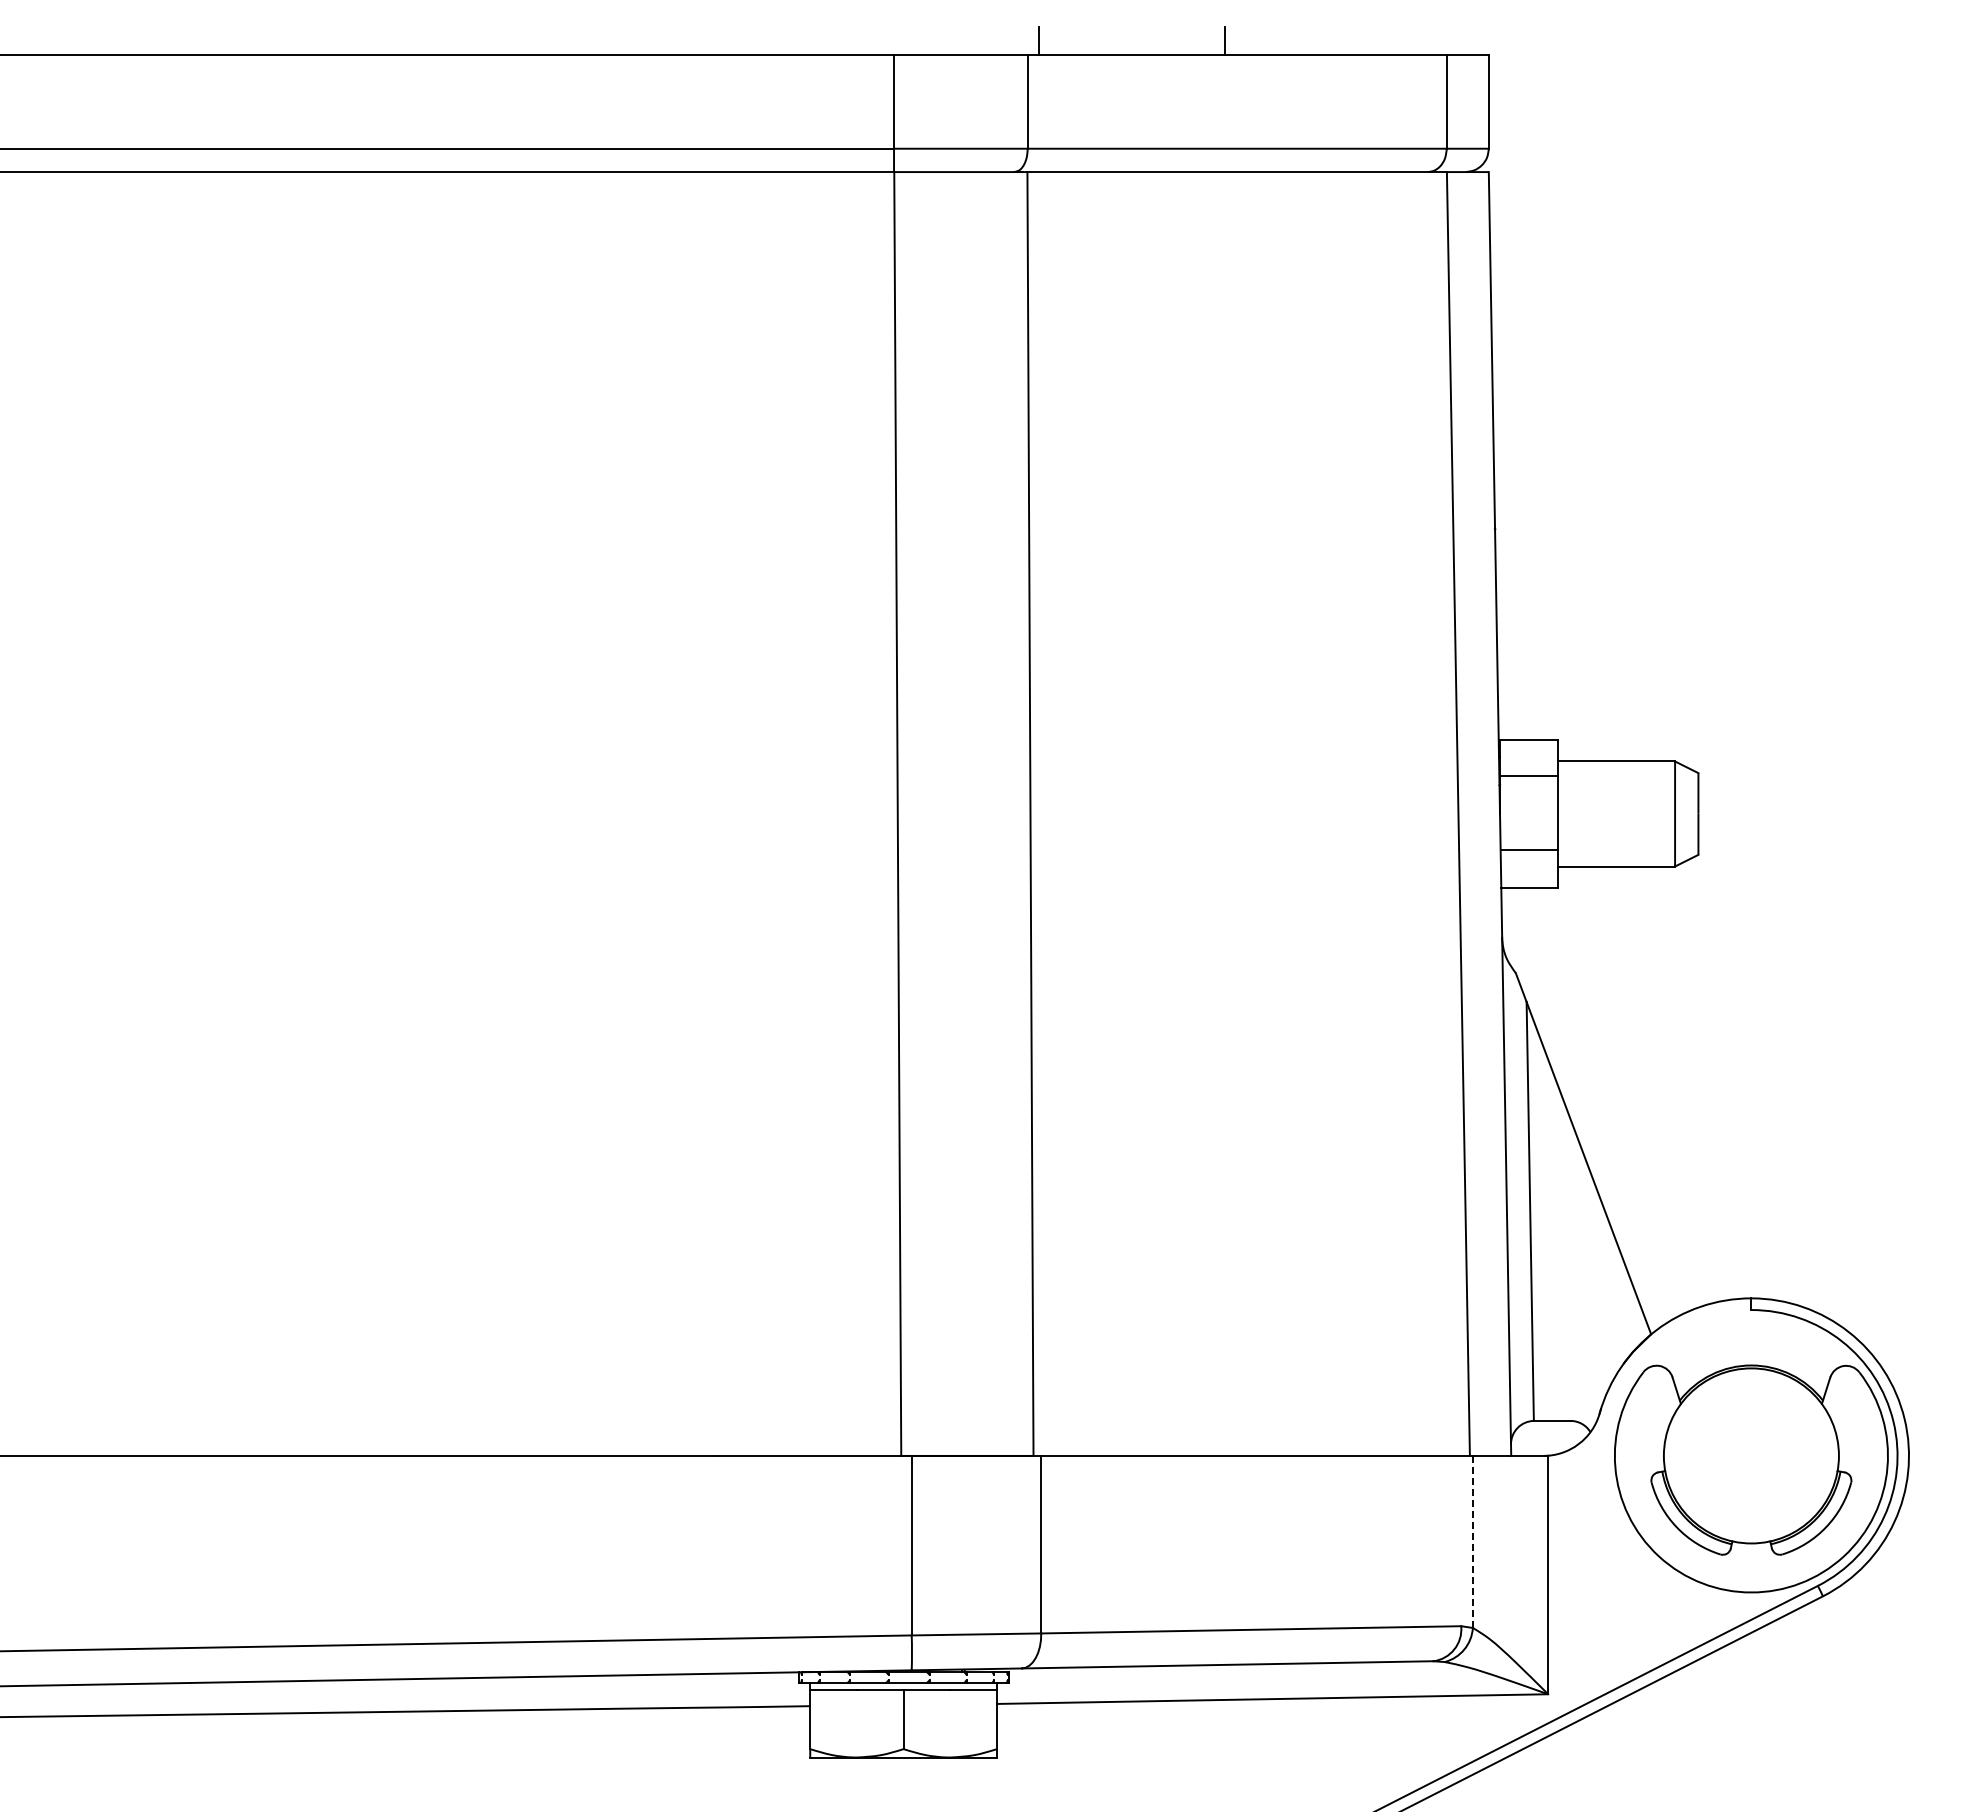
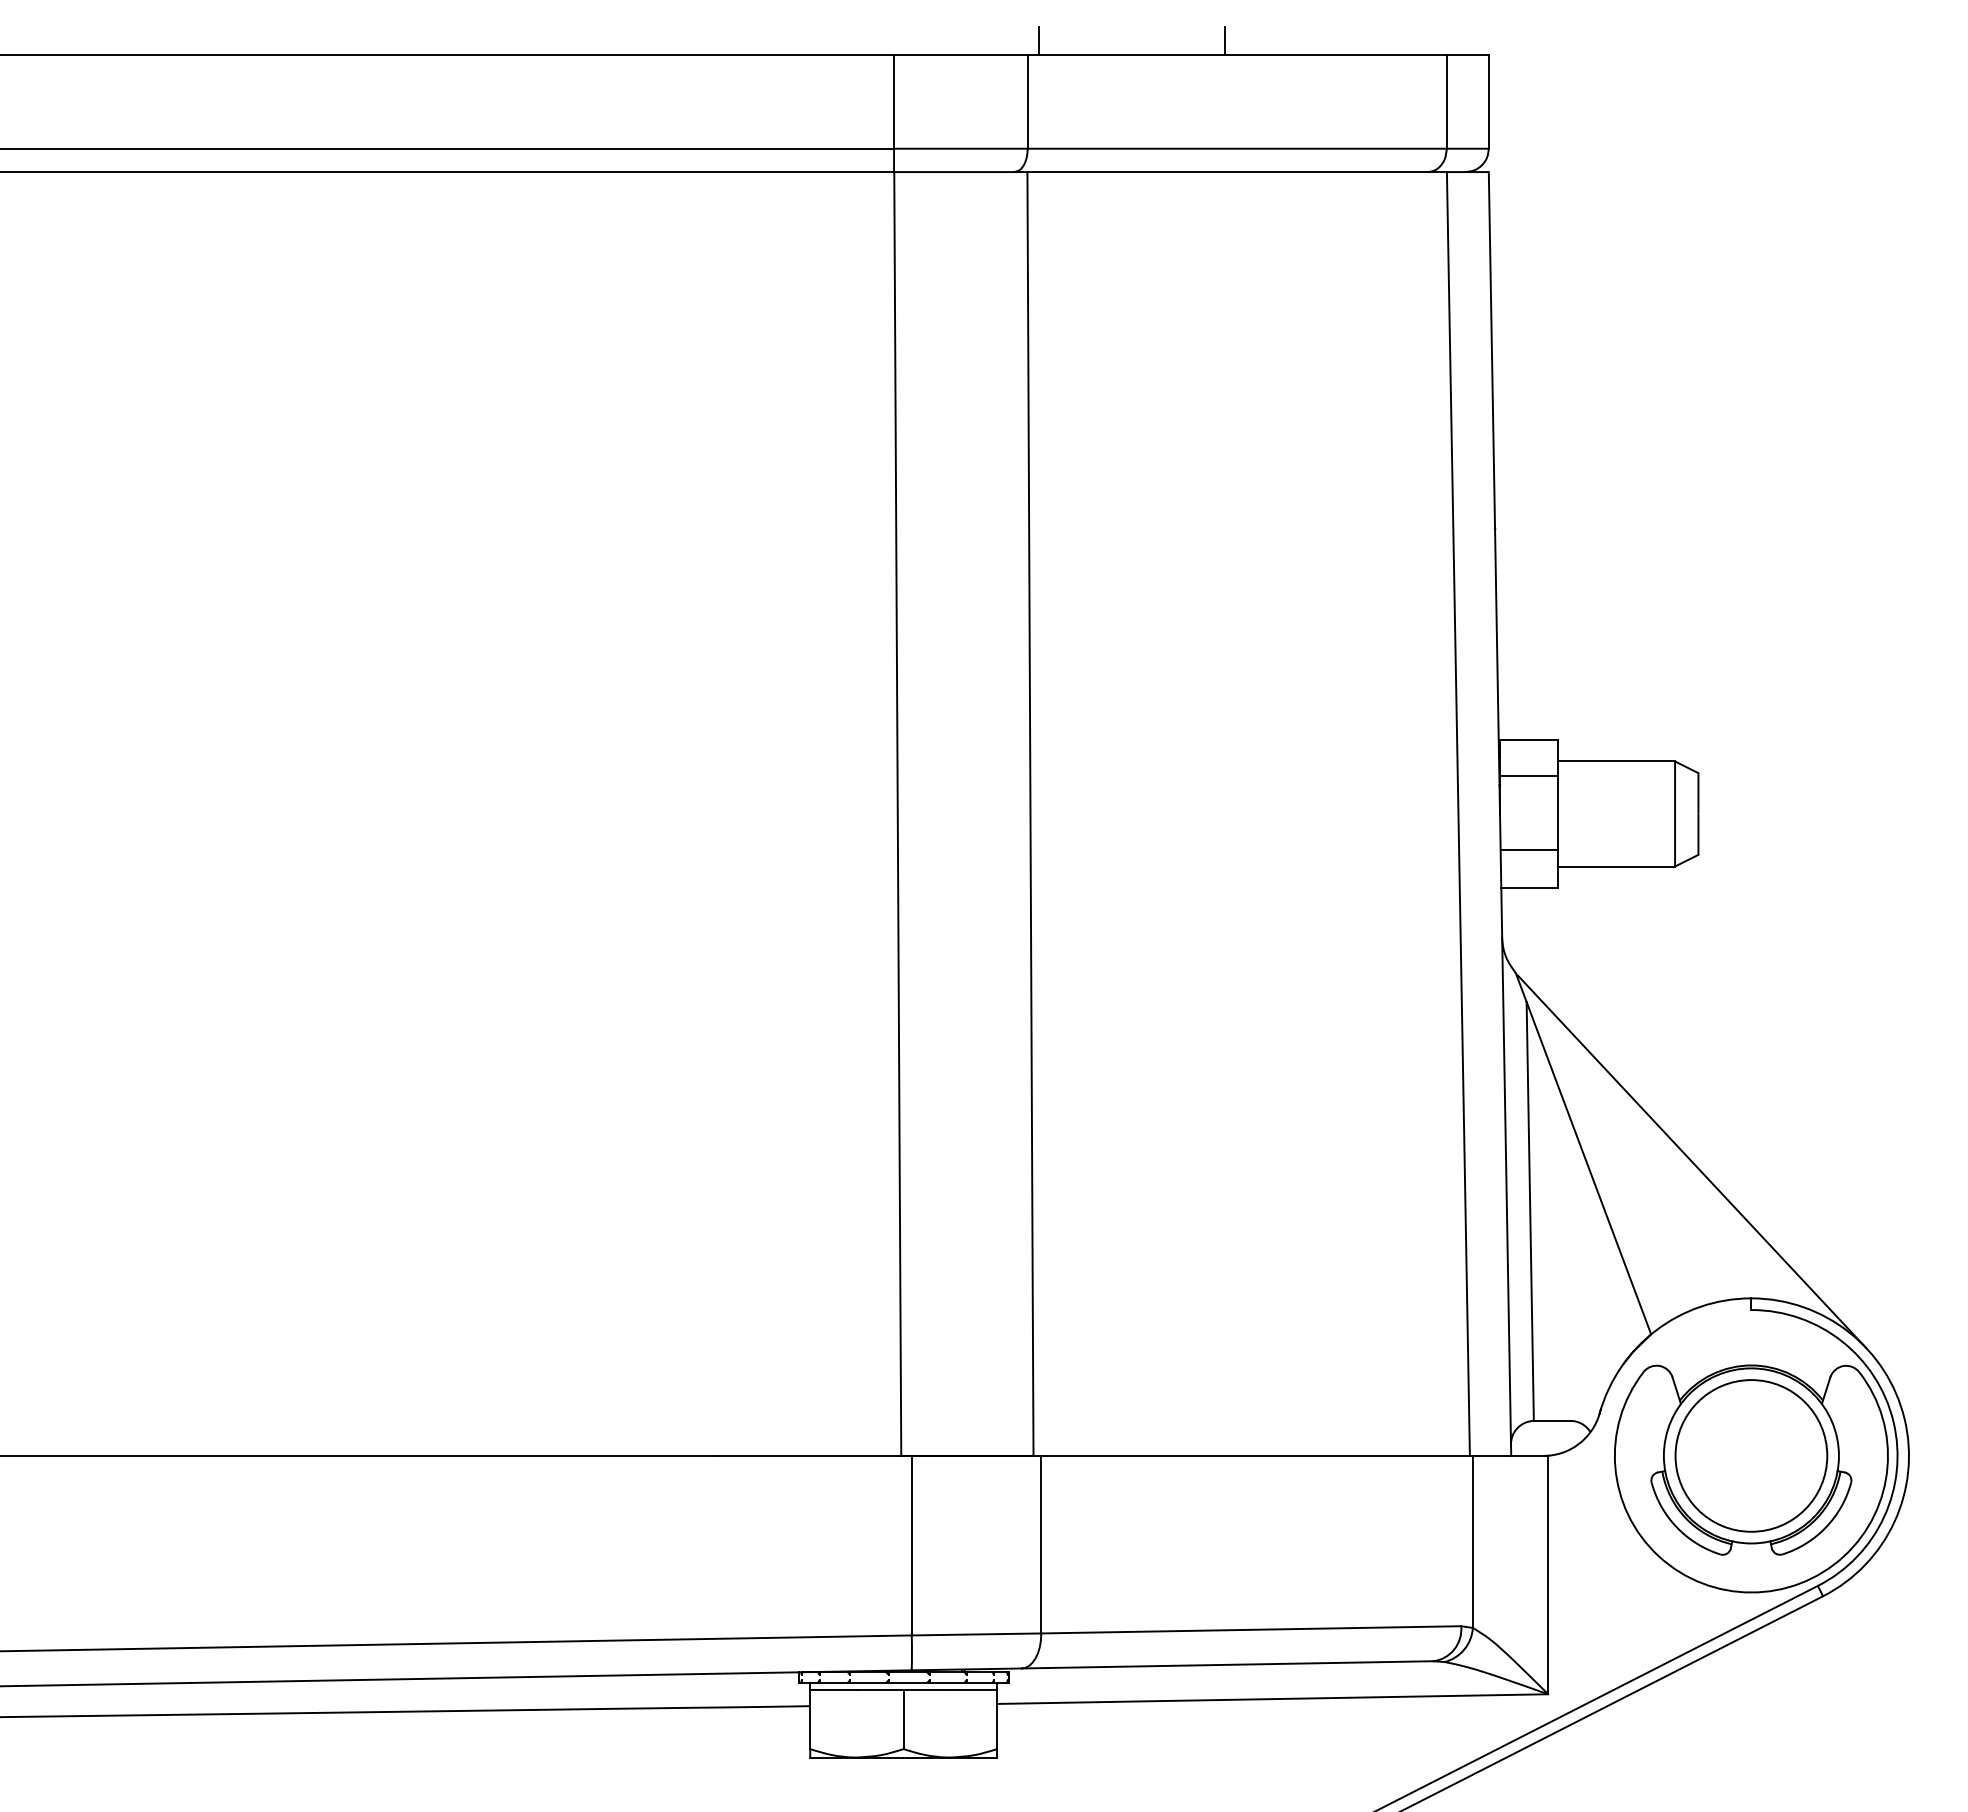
line: none -> present (1691, 1161)
circle: none -> present (1751, 1455)
line: dashed -> solid (1472, 1541)
